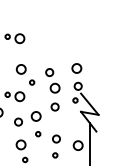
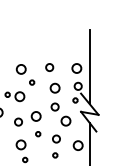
part: present -> none (14, 38)
line: none -> present (89, 66)
circle position: (49, 72) -> (49, 67) (49, 67)
circle: none -> present (65, 120)
